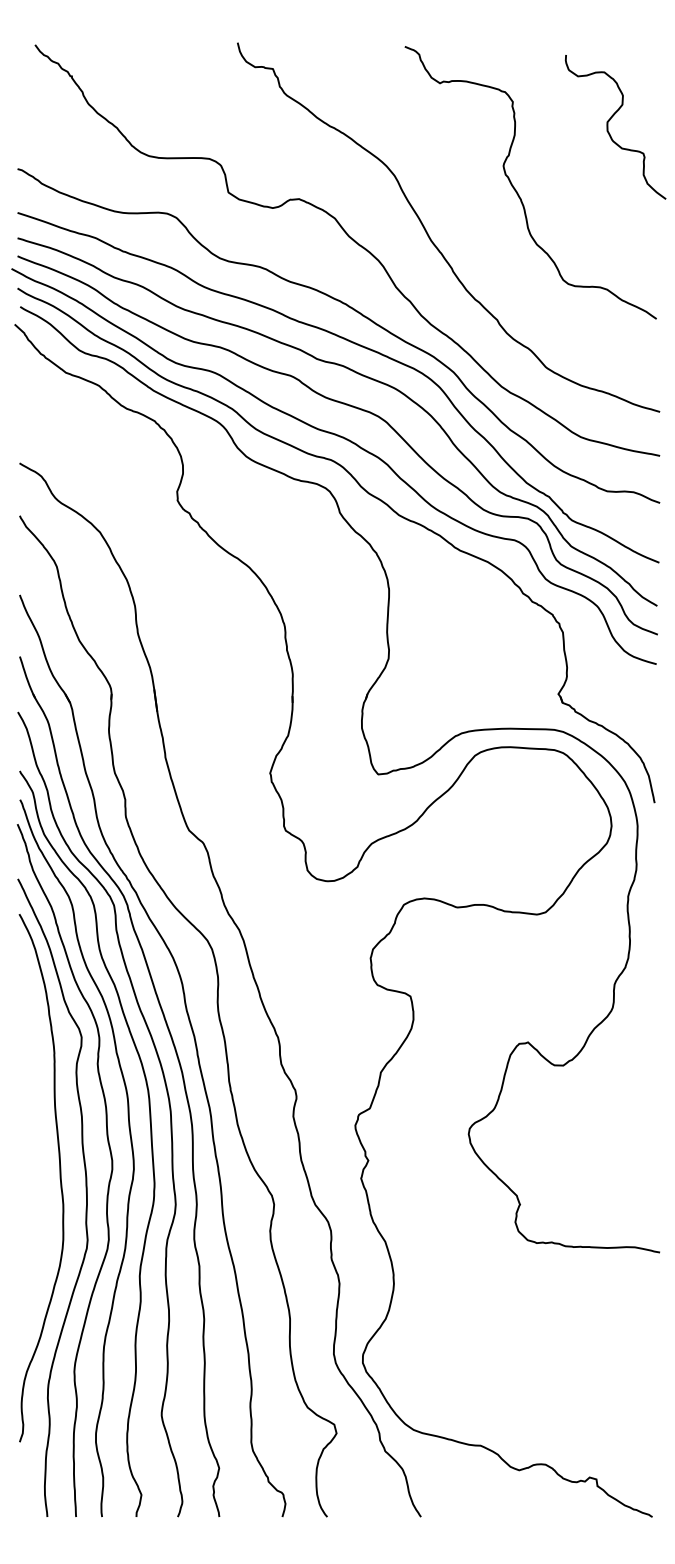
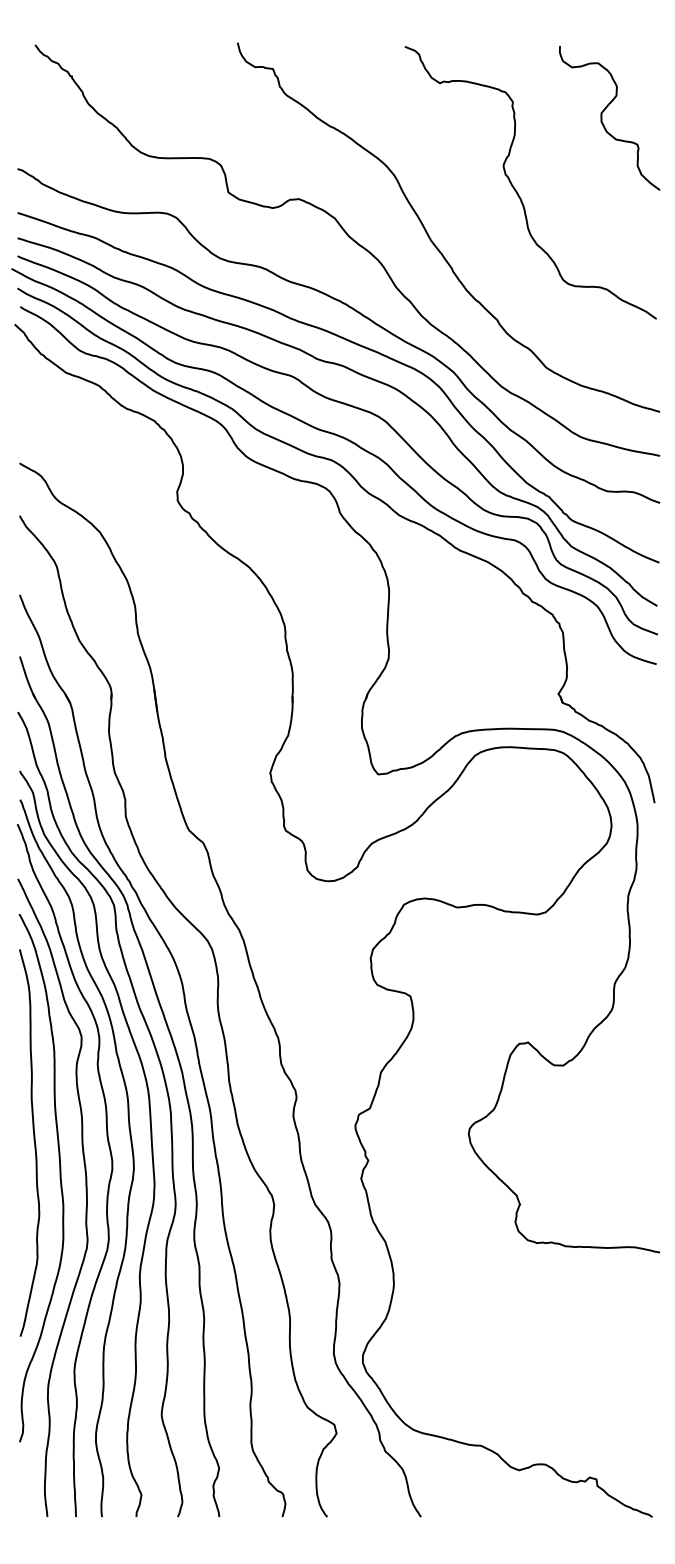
curve position: (608, 127) -> (602, 118) (602, 118)
curve: none -> present (33, 1140)
